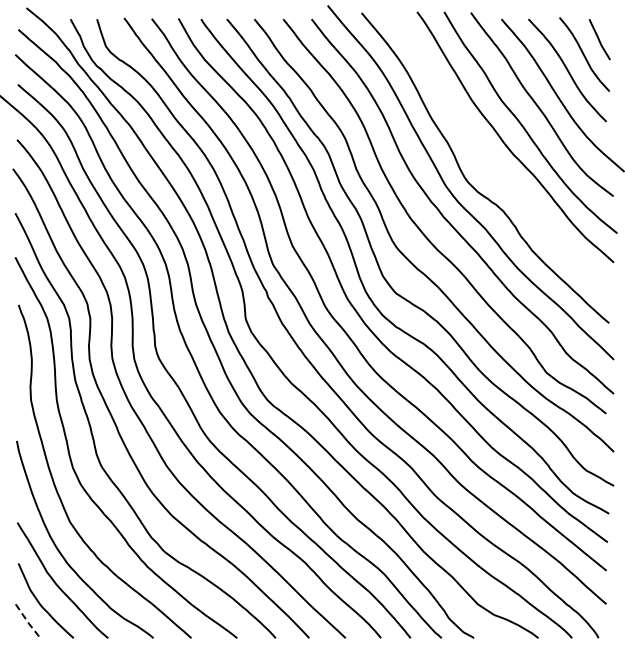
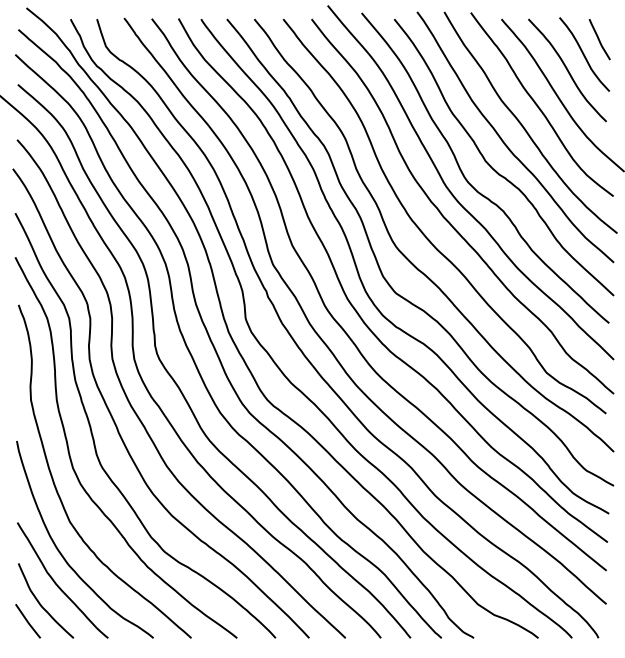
curve: none -> present (491, 165)
line: dashed -> solid (28, 622)
